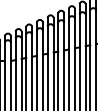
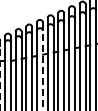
line: solid -> dashed (42, 70)
line: solid -> dashed (0, 78)
